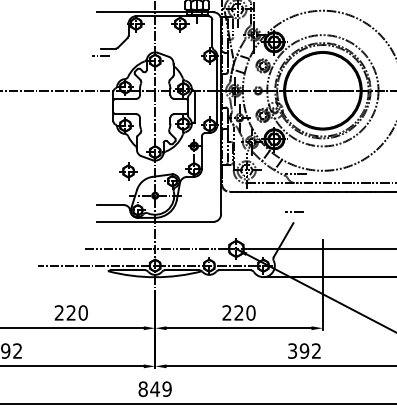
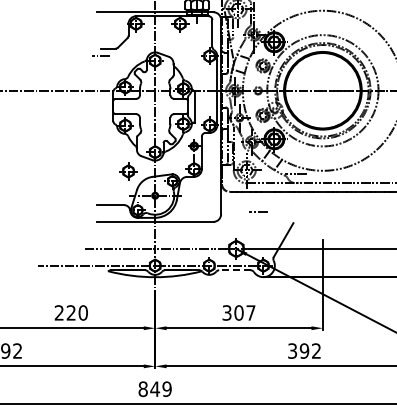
line position: (294, 211) -> (258, 211) (258, 211)
line: solid -> dashed (235, 270)
text: 220 -> 307 (238, 312)
